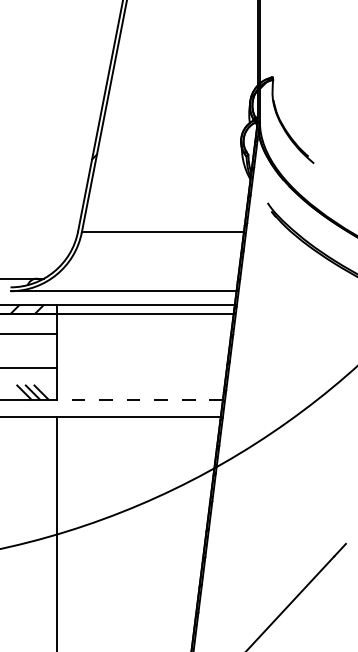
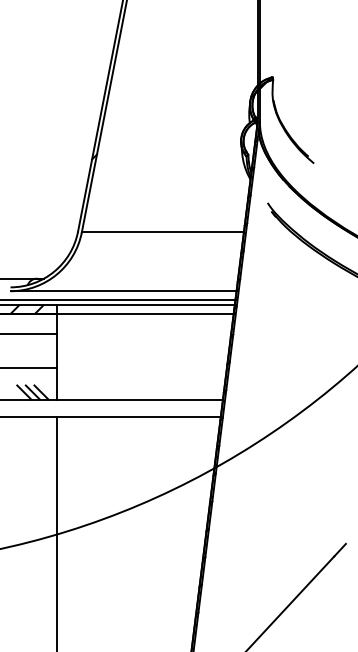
line: none -> present (118, 299)
line: dashed -> solid (139, 399)
